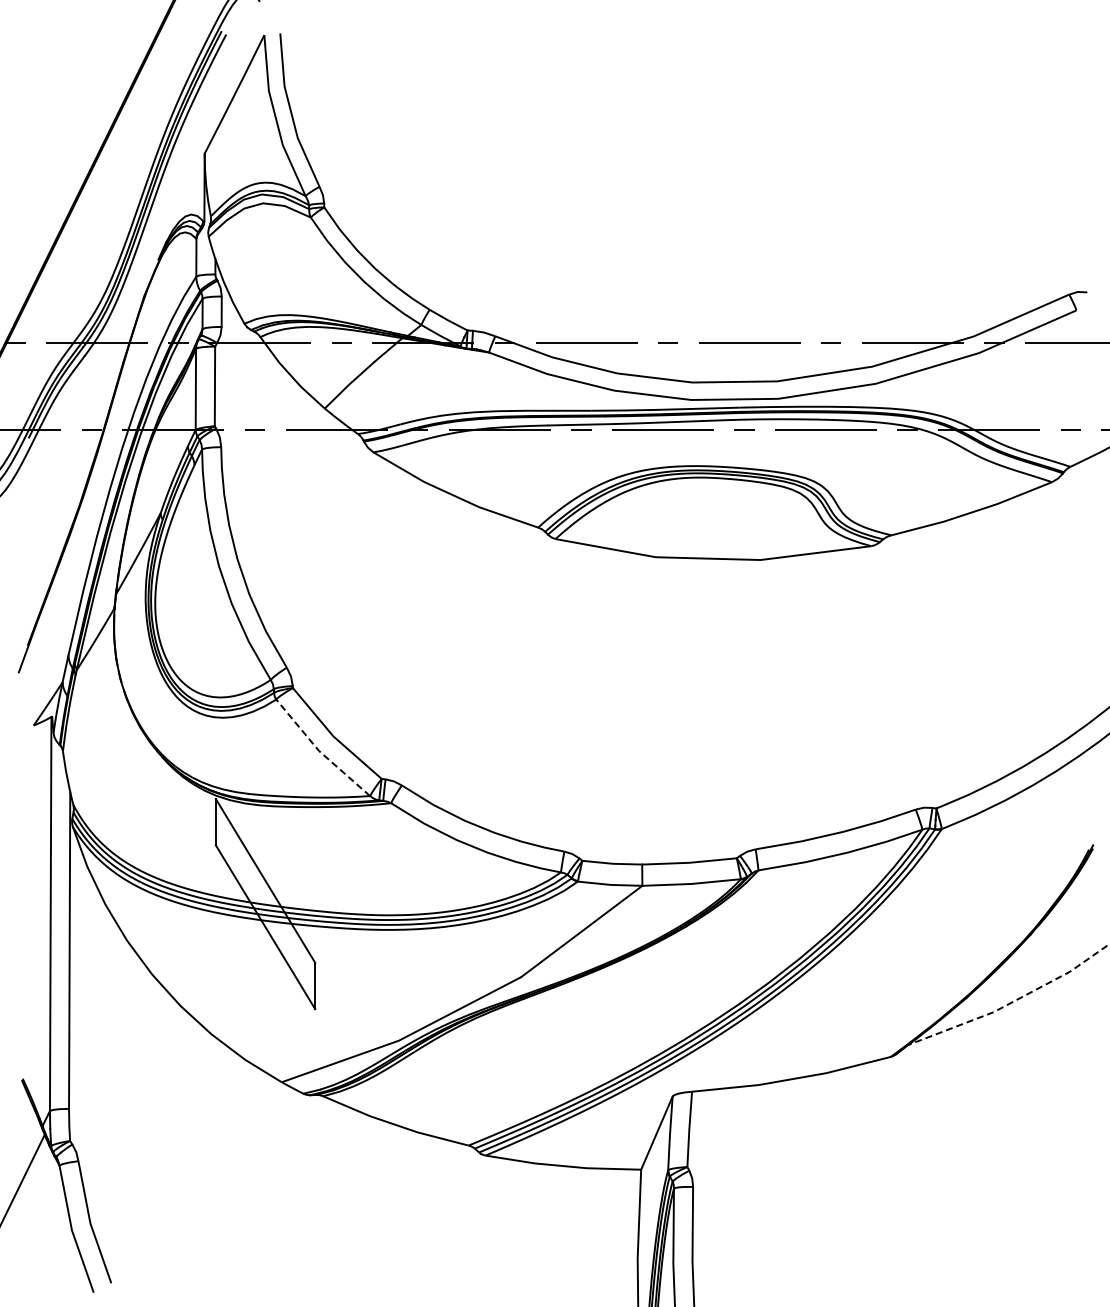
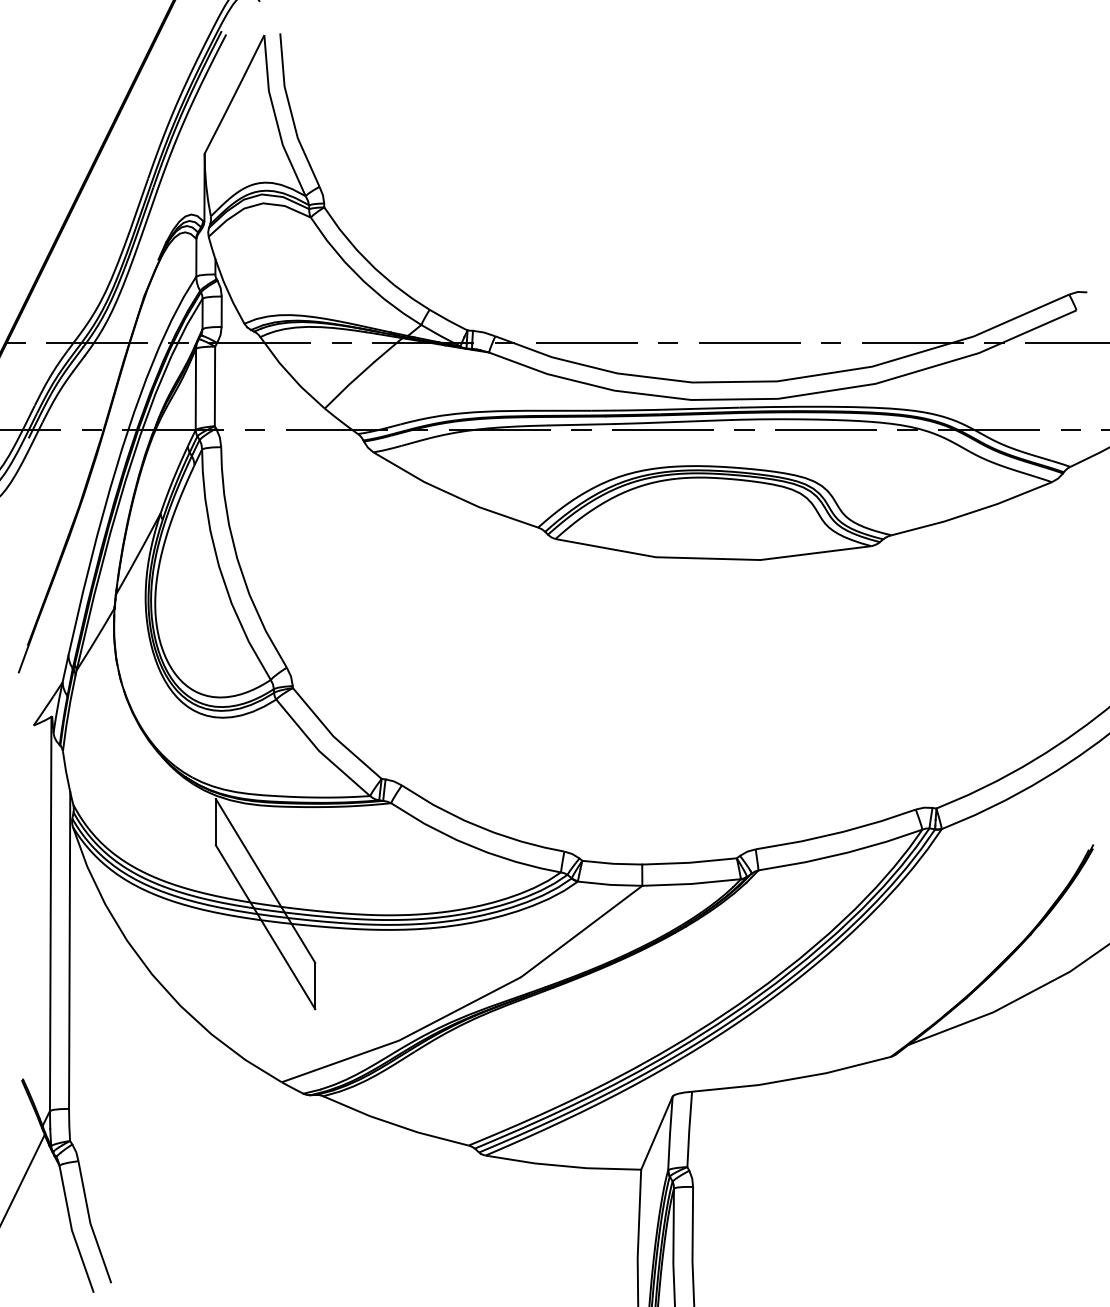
line: dashed -> solid (319, 751)
line: dashed -> solid (1012, 1002)
